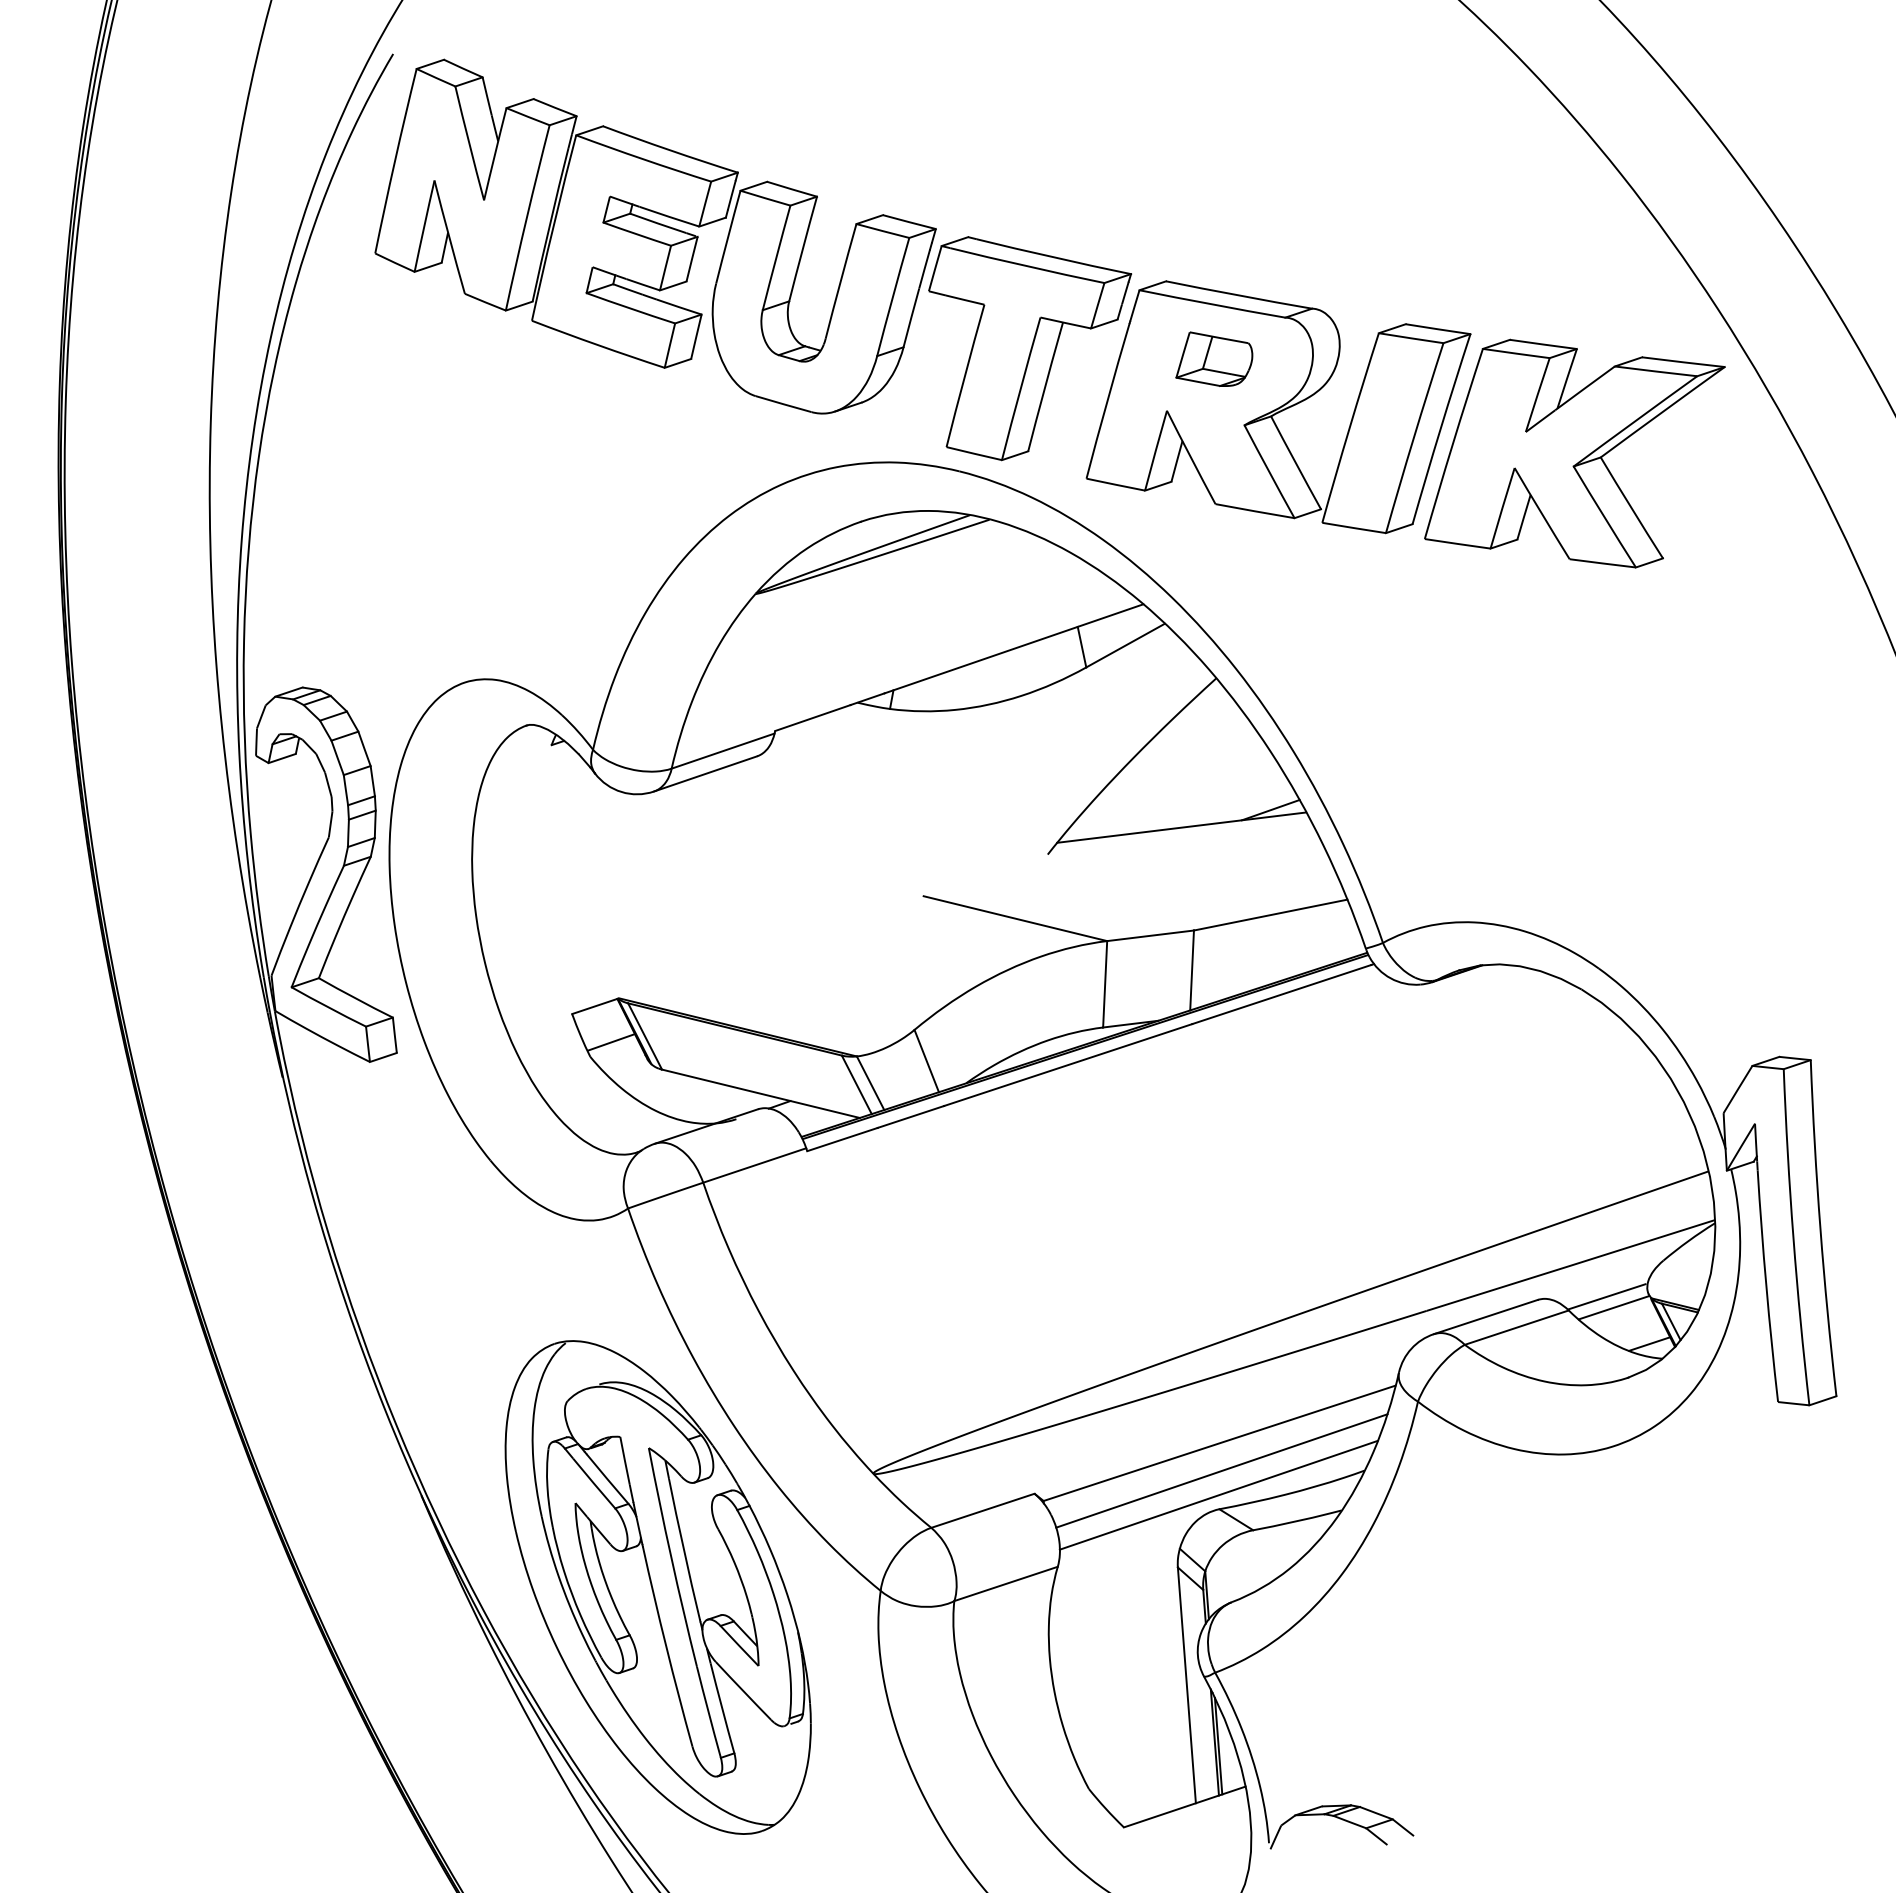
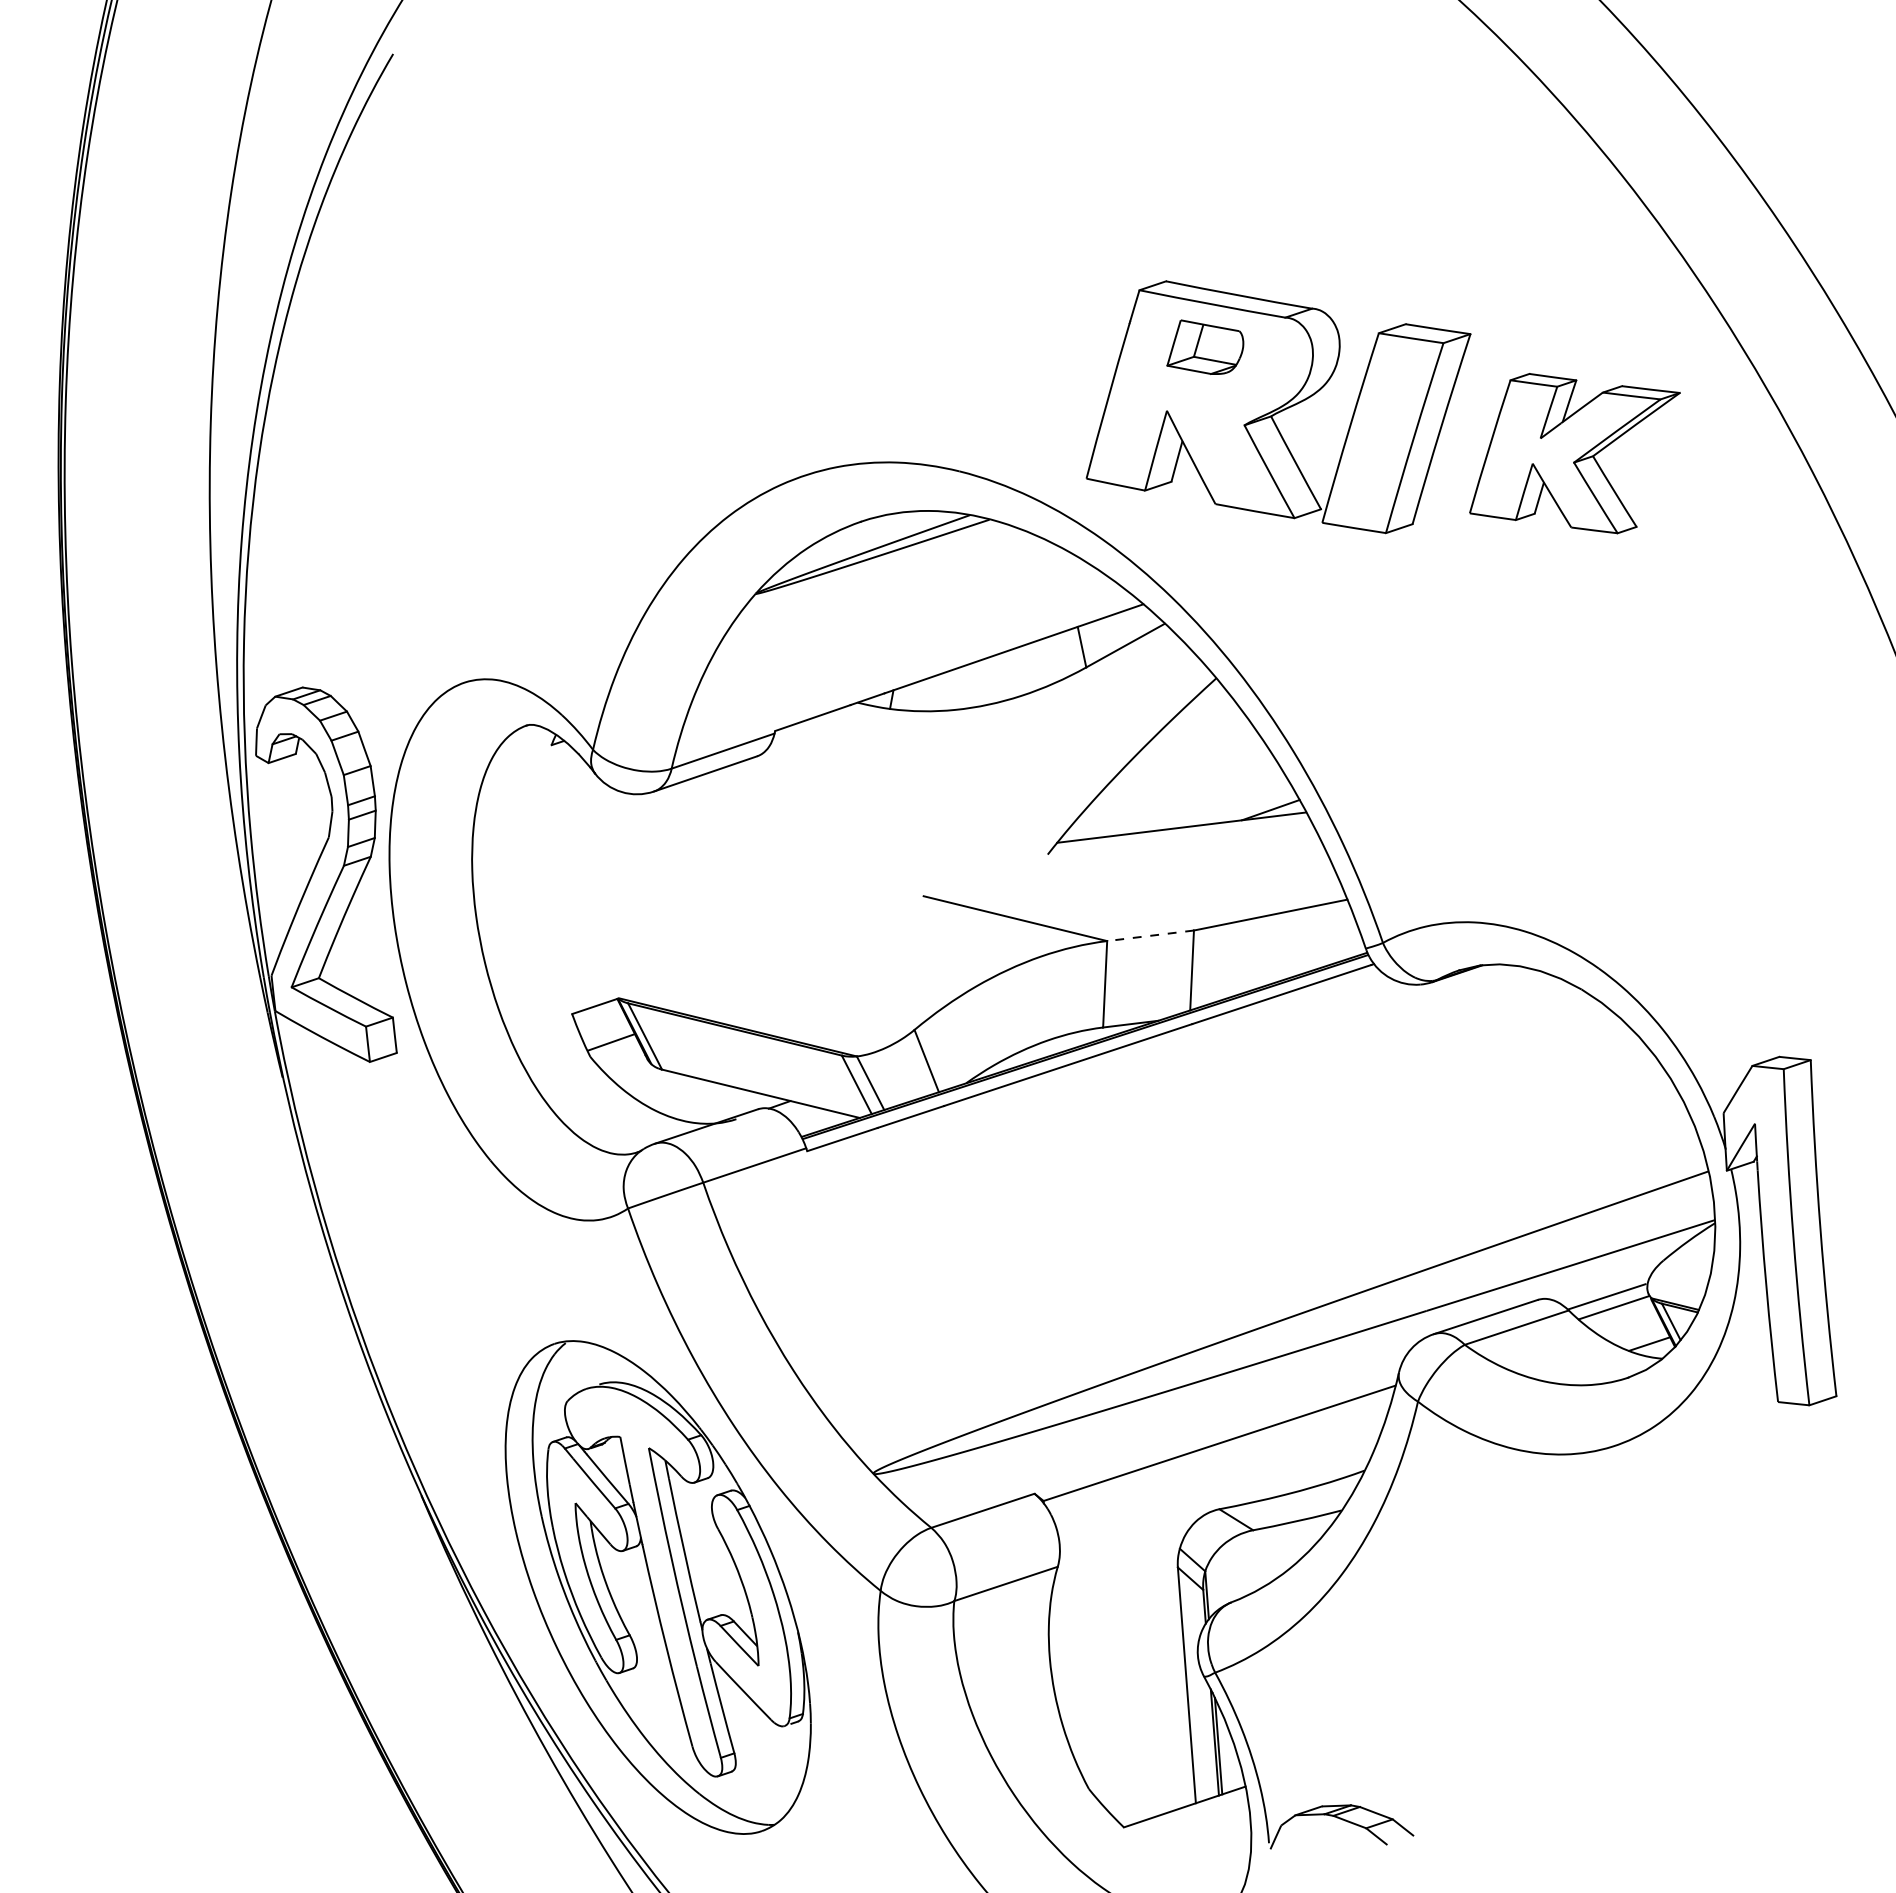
part: present -> none (753, 259)
part position: (1214, 358) -> (1205, 346) (1205, 346)
part size: 302x231 px -> 212x162 px (1574, 453)
line: solid -> dashed (1150, 935)
line: present -> none (1221, 1470)
line: present -> none (1218, 1494)
